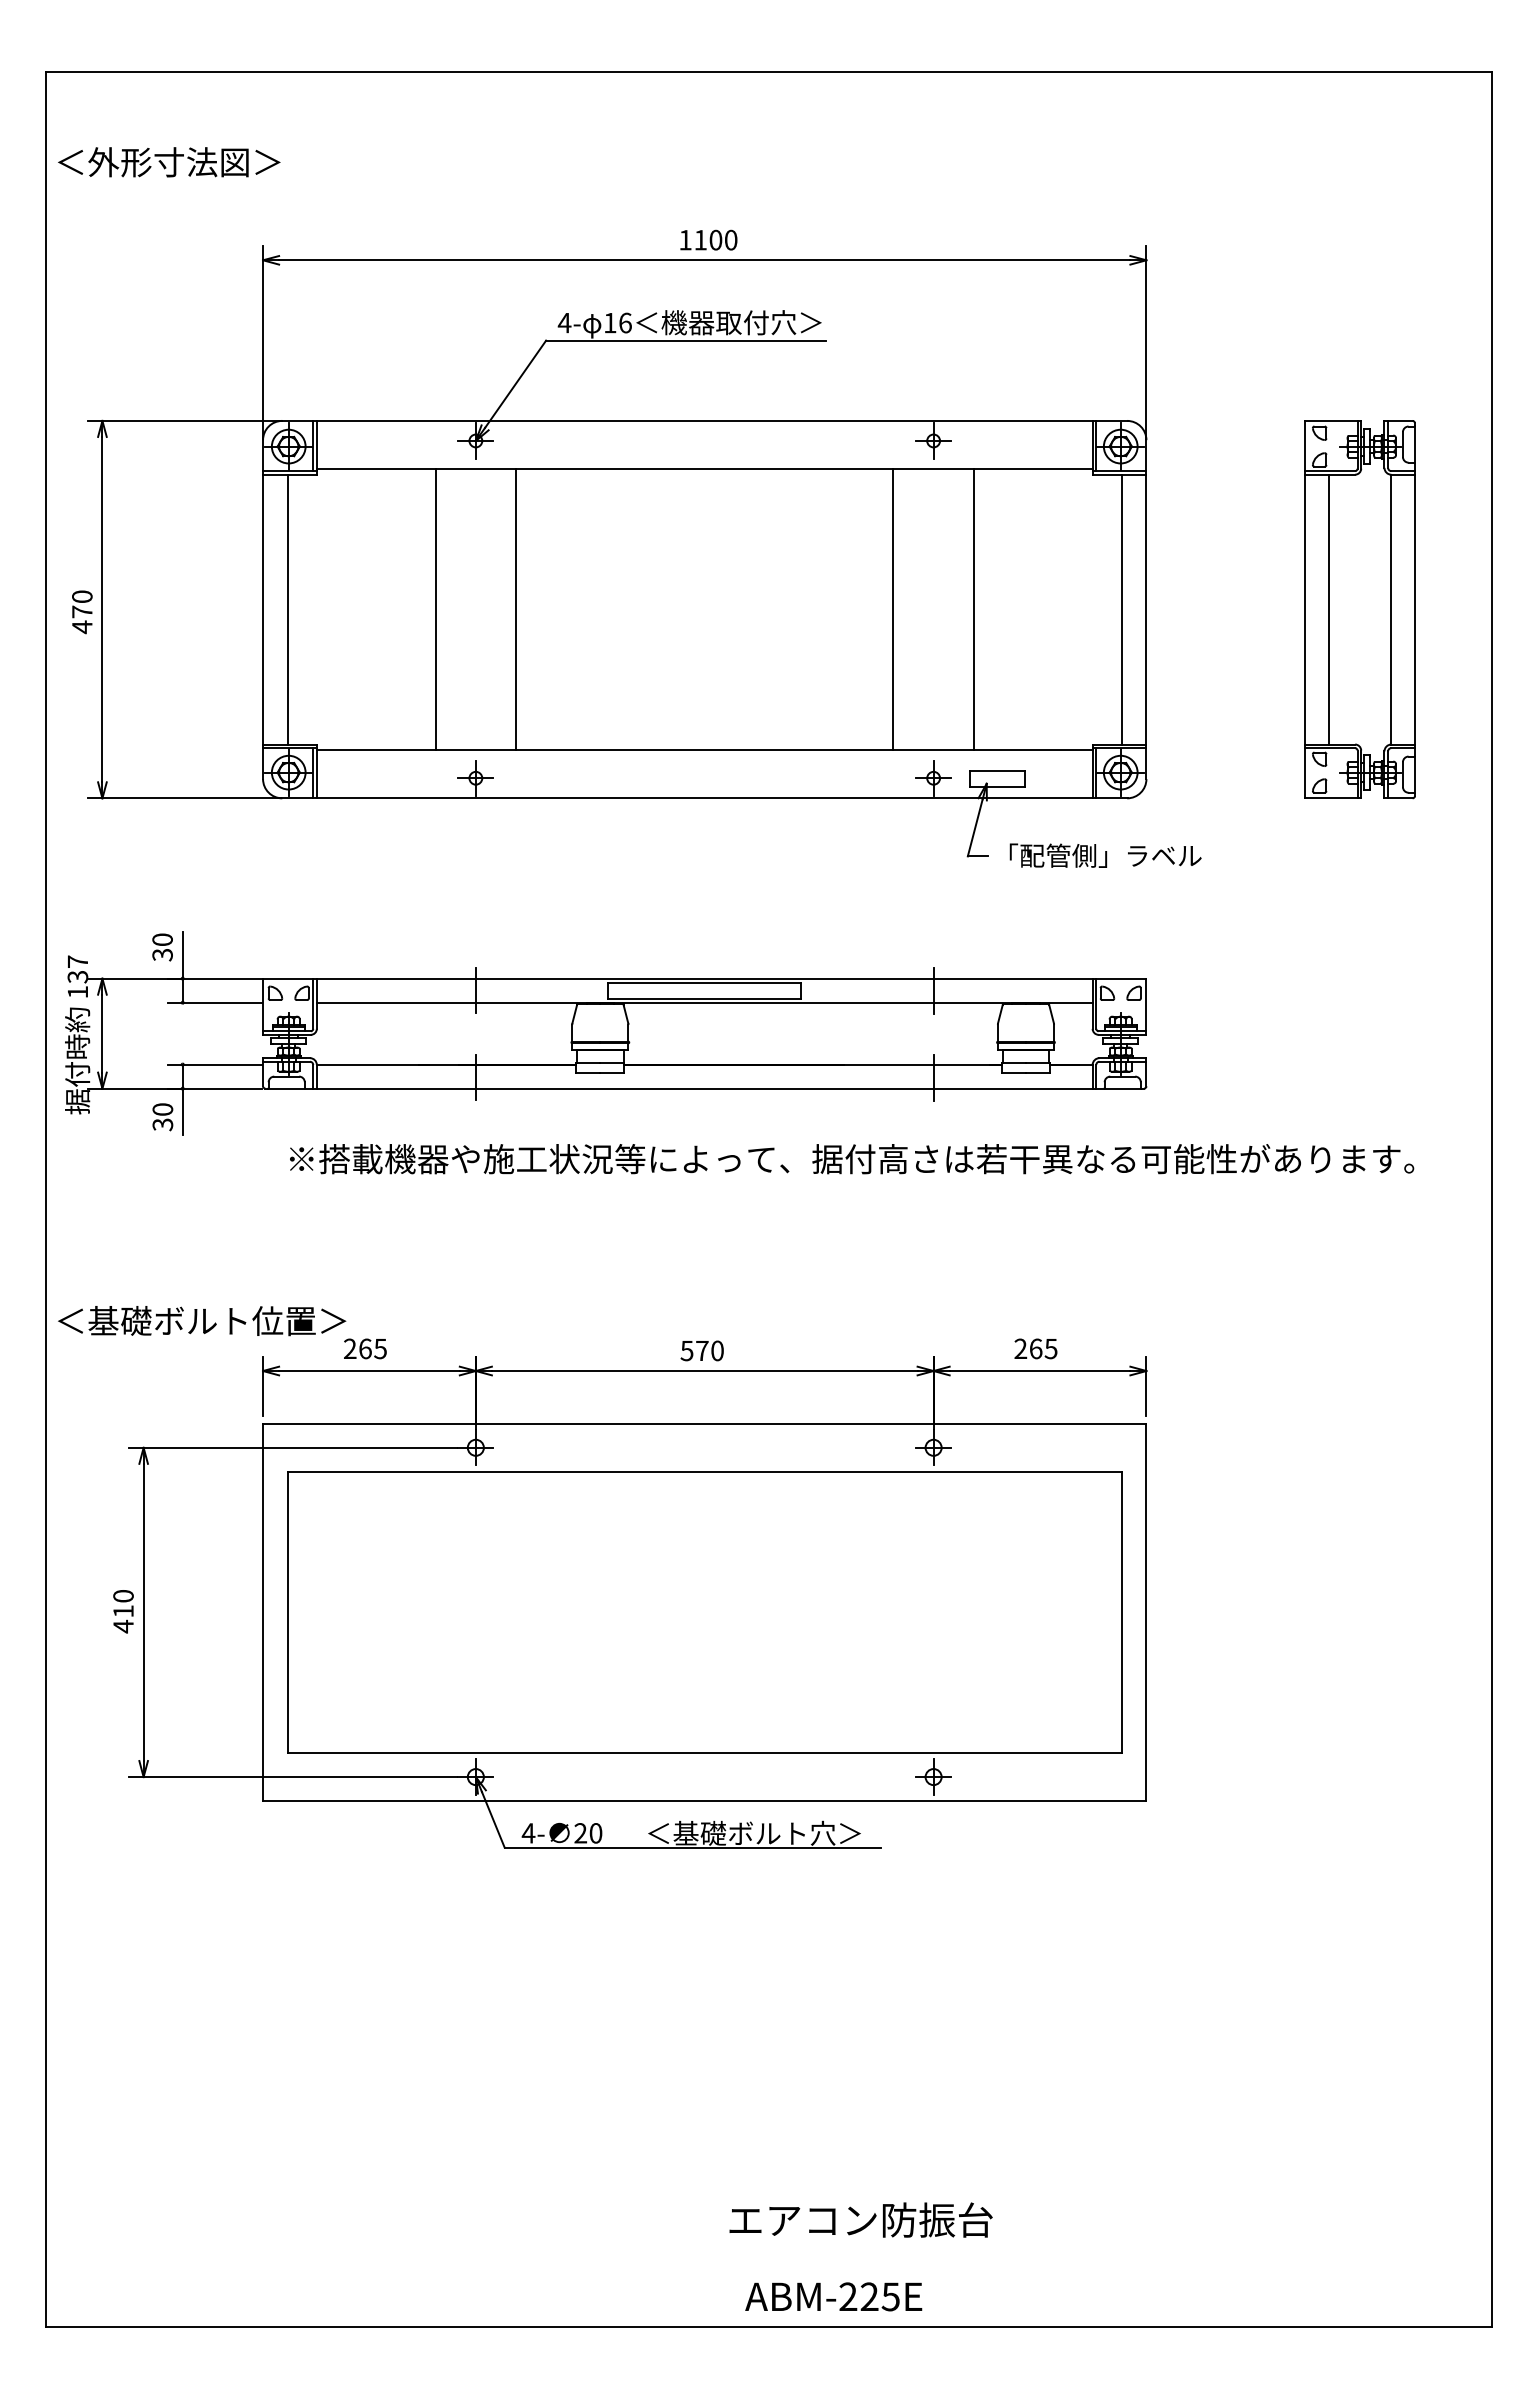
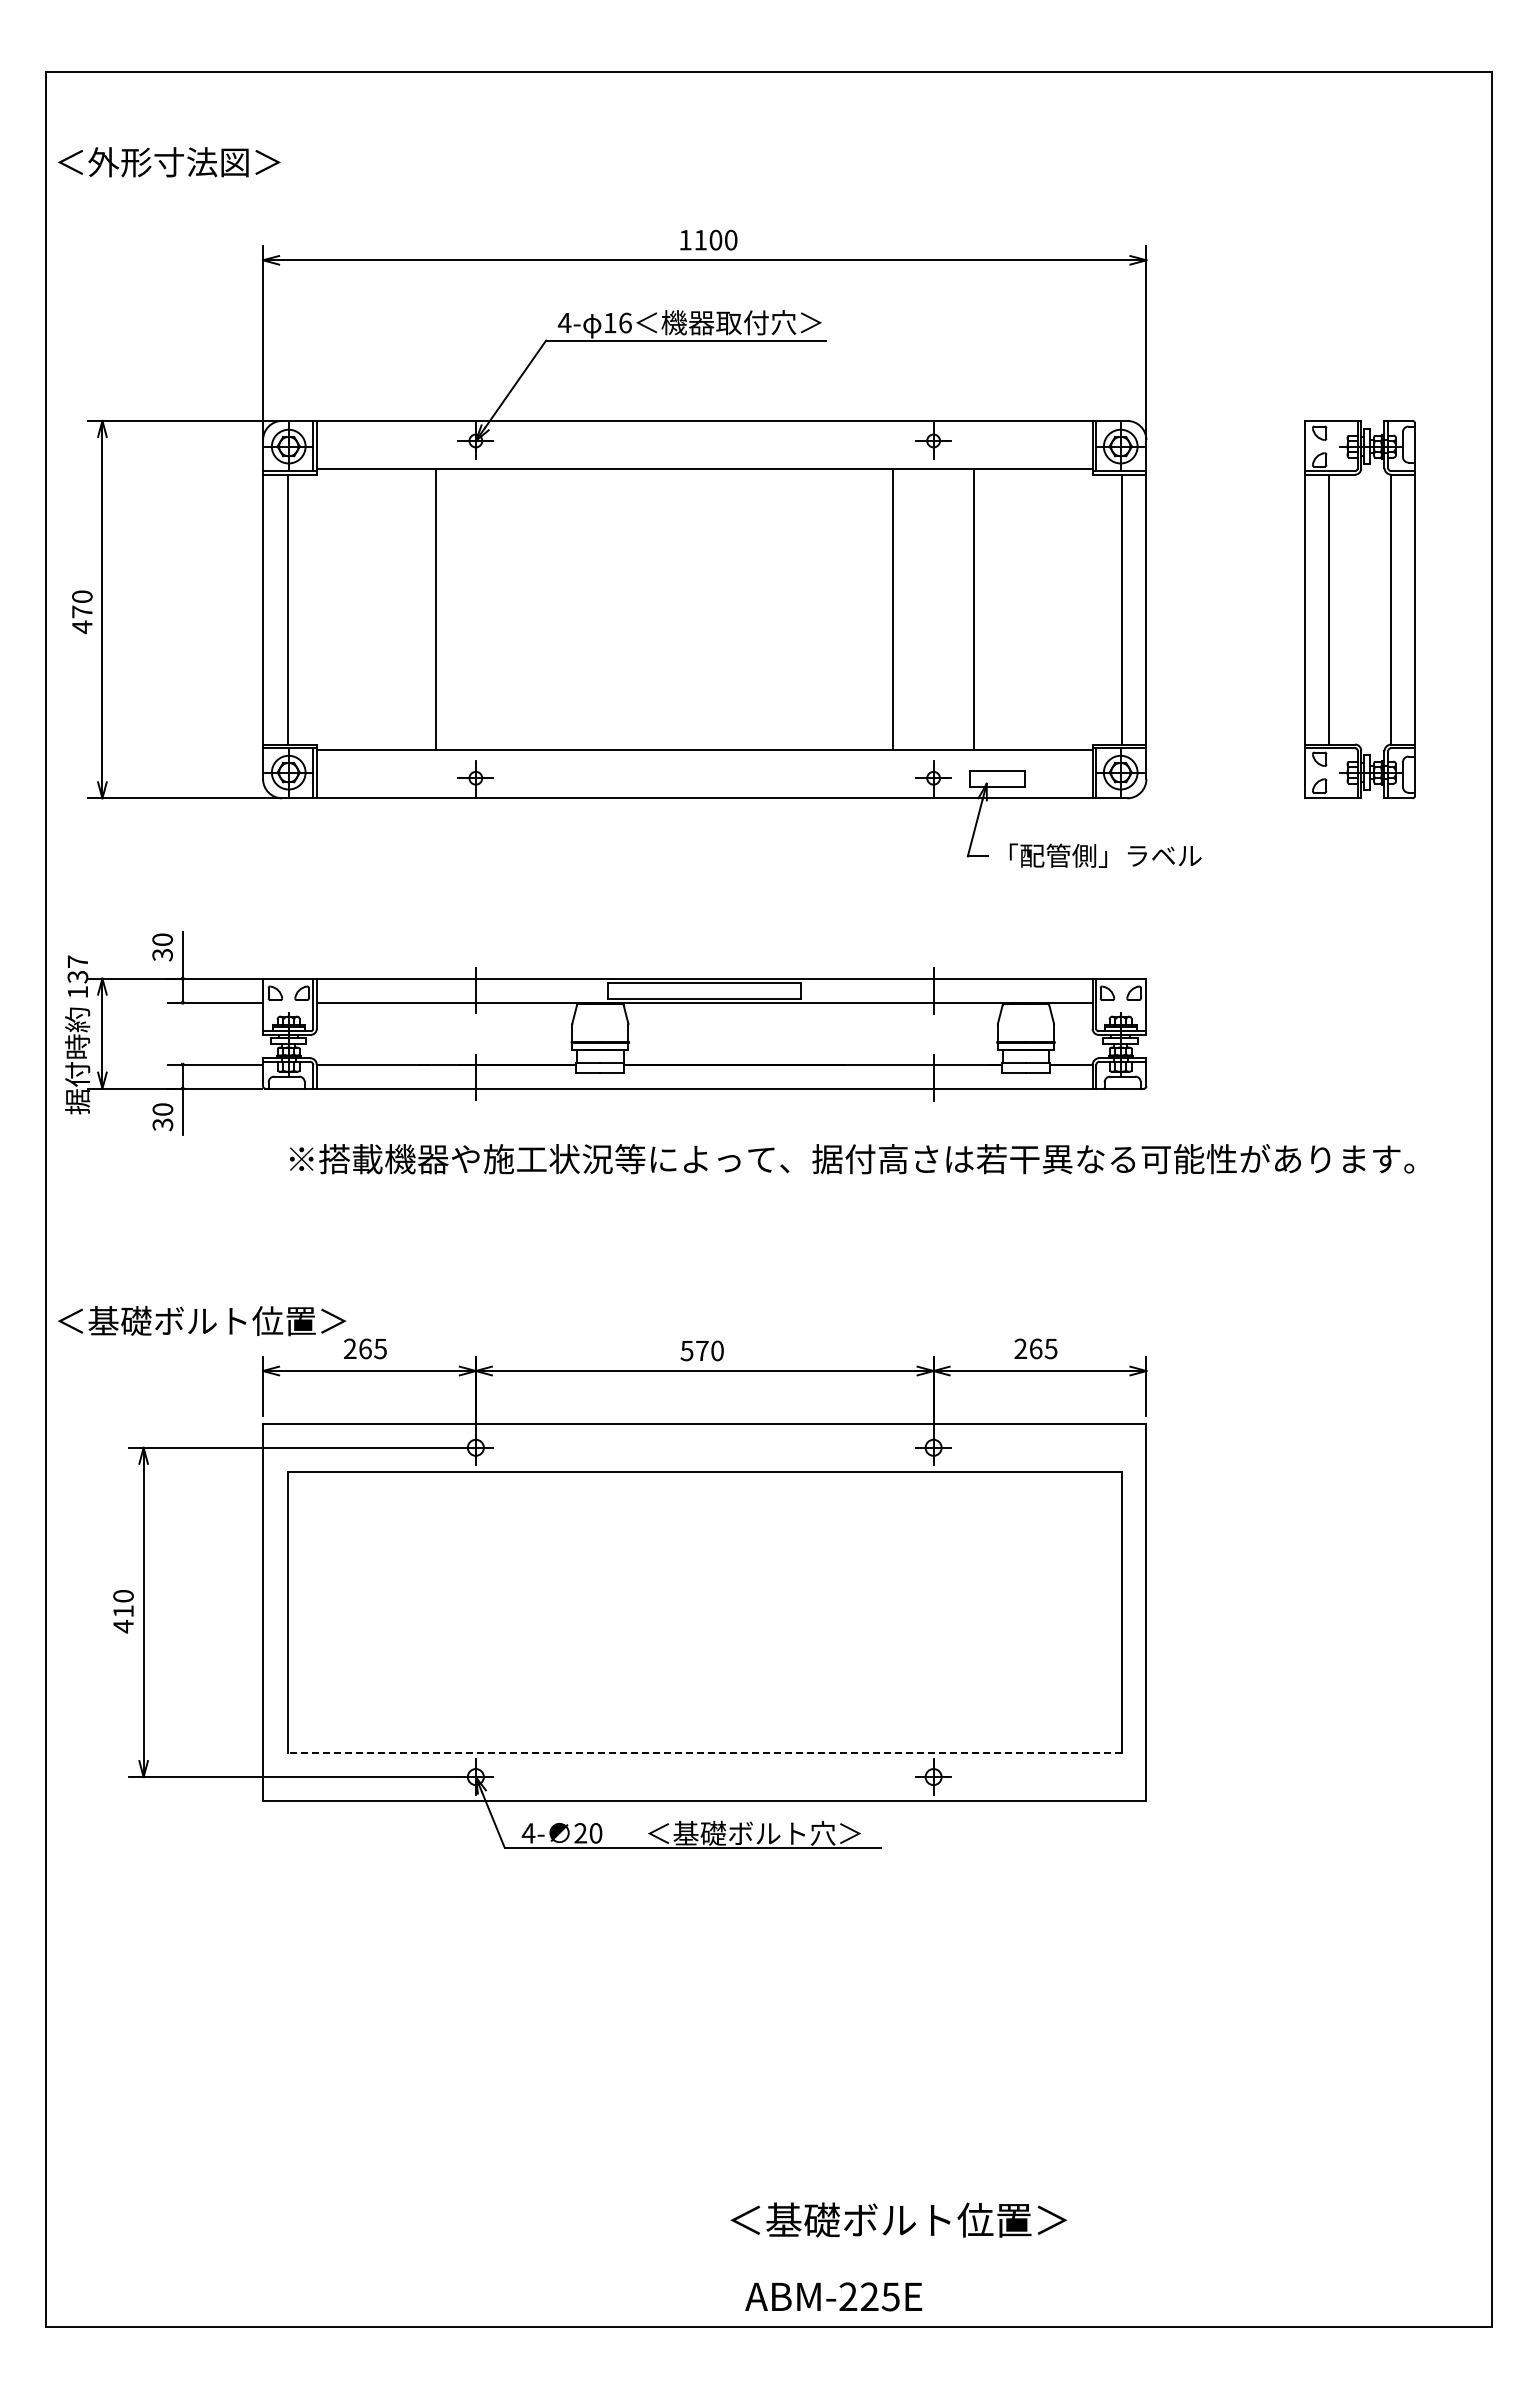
line: present -> none (516, 609)
line: solid -> dashed (704, 1752)
text: エアコン防振台 -> ＜基礎ボルト位置＞ (898, 2219)
